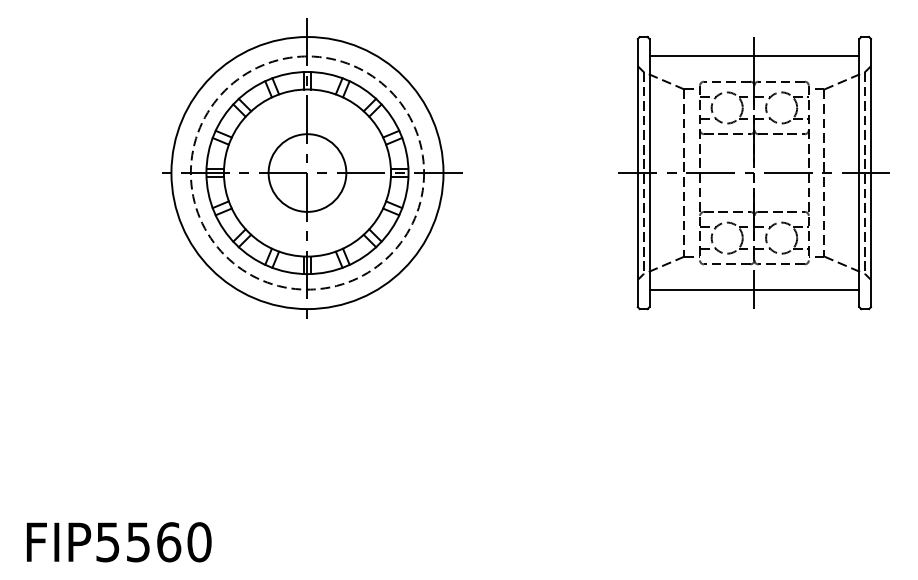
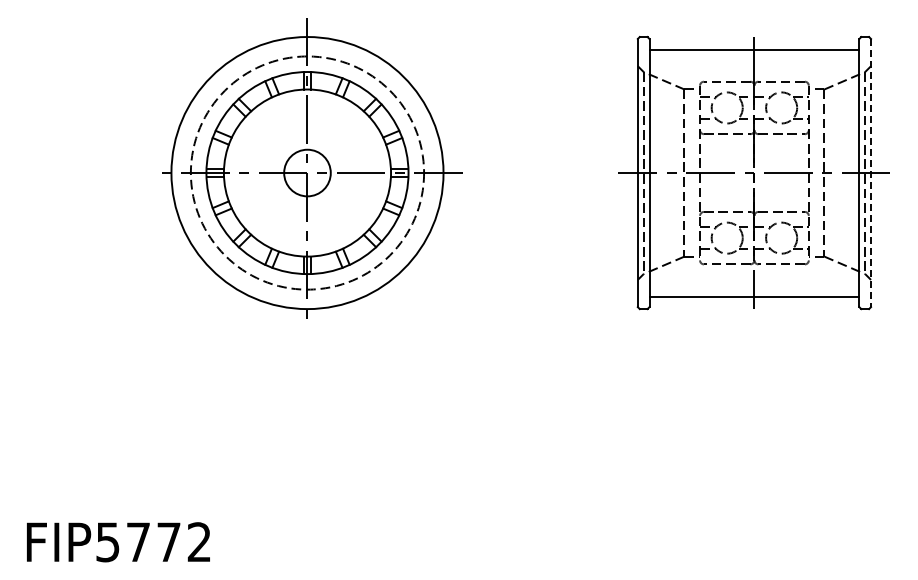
line position: (754, 56) -> (754, 50) (754, 50)
circle diameter: 78 px -> 47 px (307, 172)
line: solid -> dashed (871, 173)
line position: (754, 289) -> (754, 296) (754, 296)
text: FIP5560 -> FIP5772 (169, 542)
